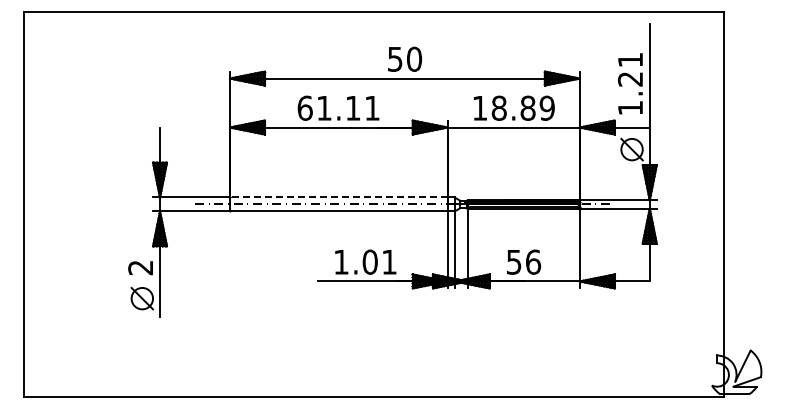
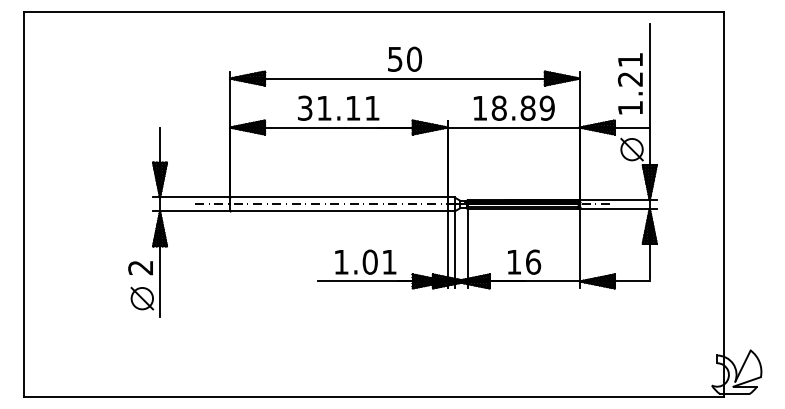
text: 61.11 -> 31.11 (304, 107)
line: dashed -> solid (338, 197)
text: 56 -> 16 (514, 262)
